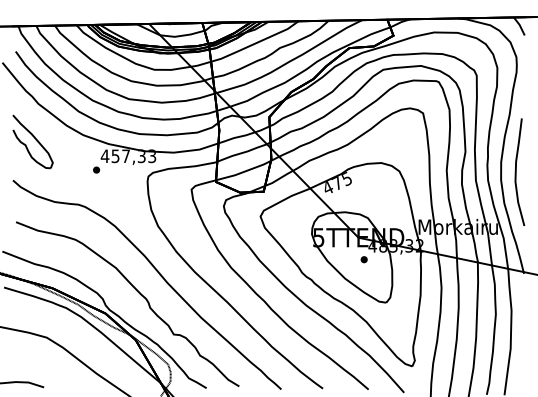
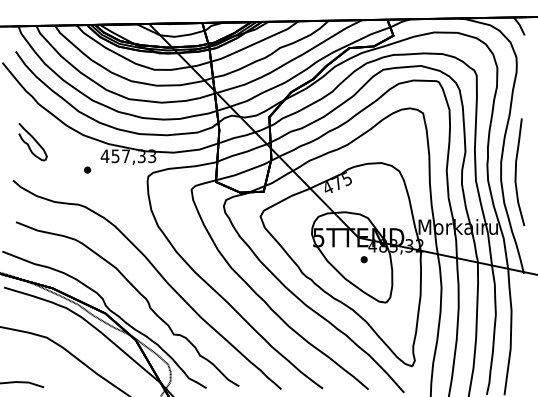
part size: 42x56 px -> 30x40 px (32, 141)
part position: (96, 169) -> (87, 169) (87, 169)
